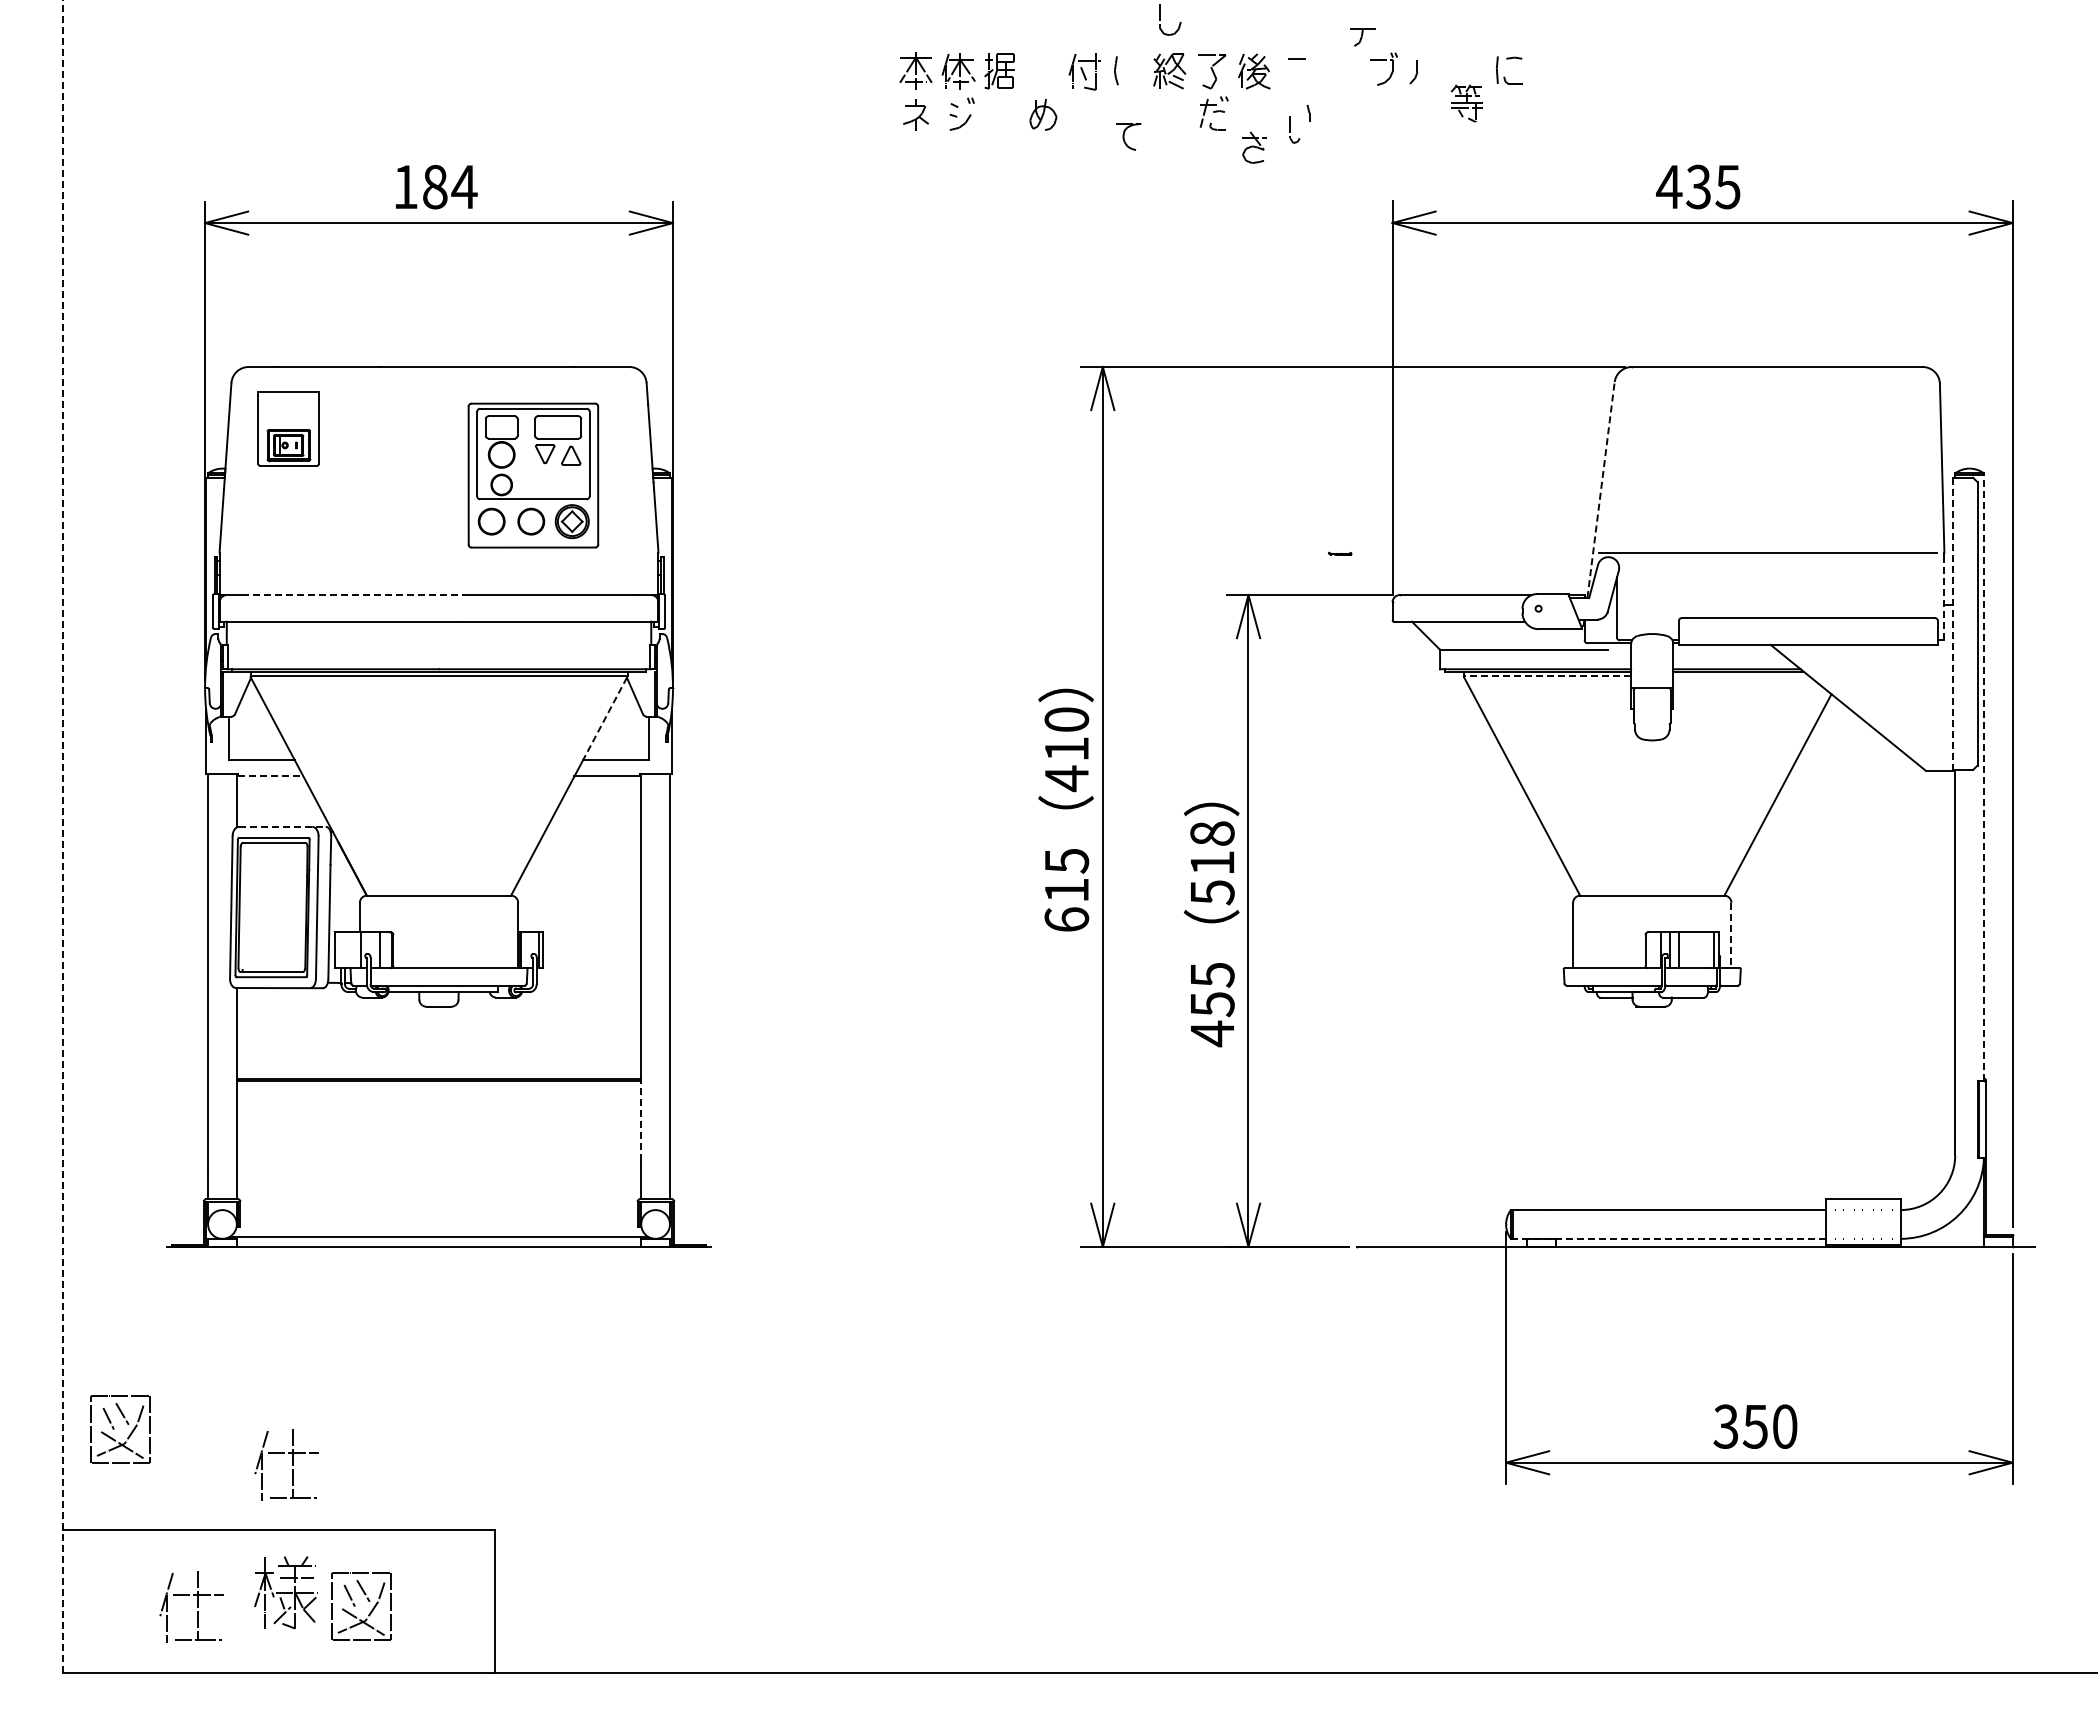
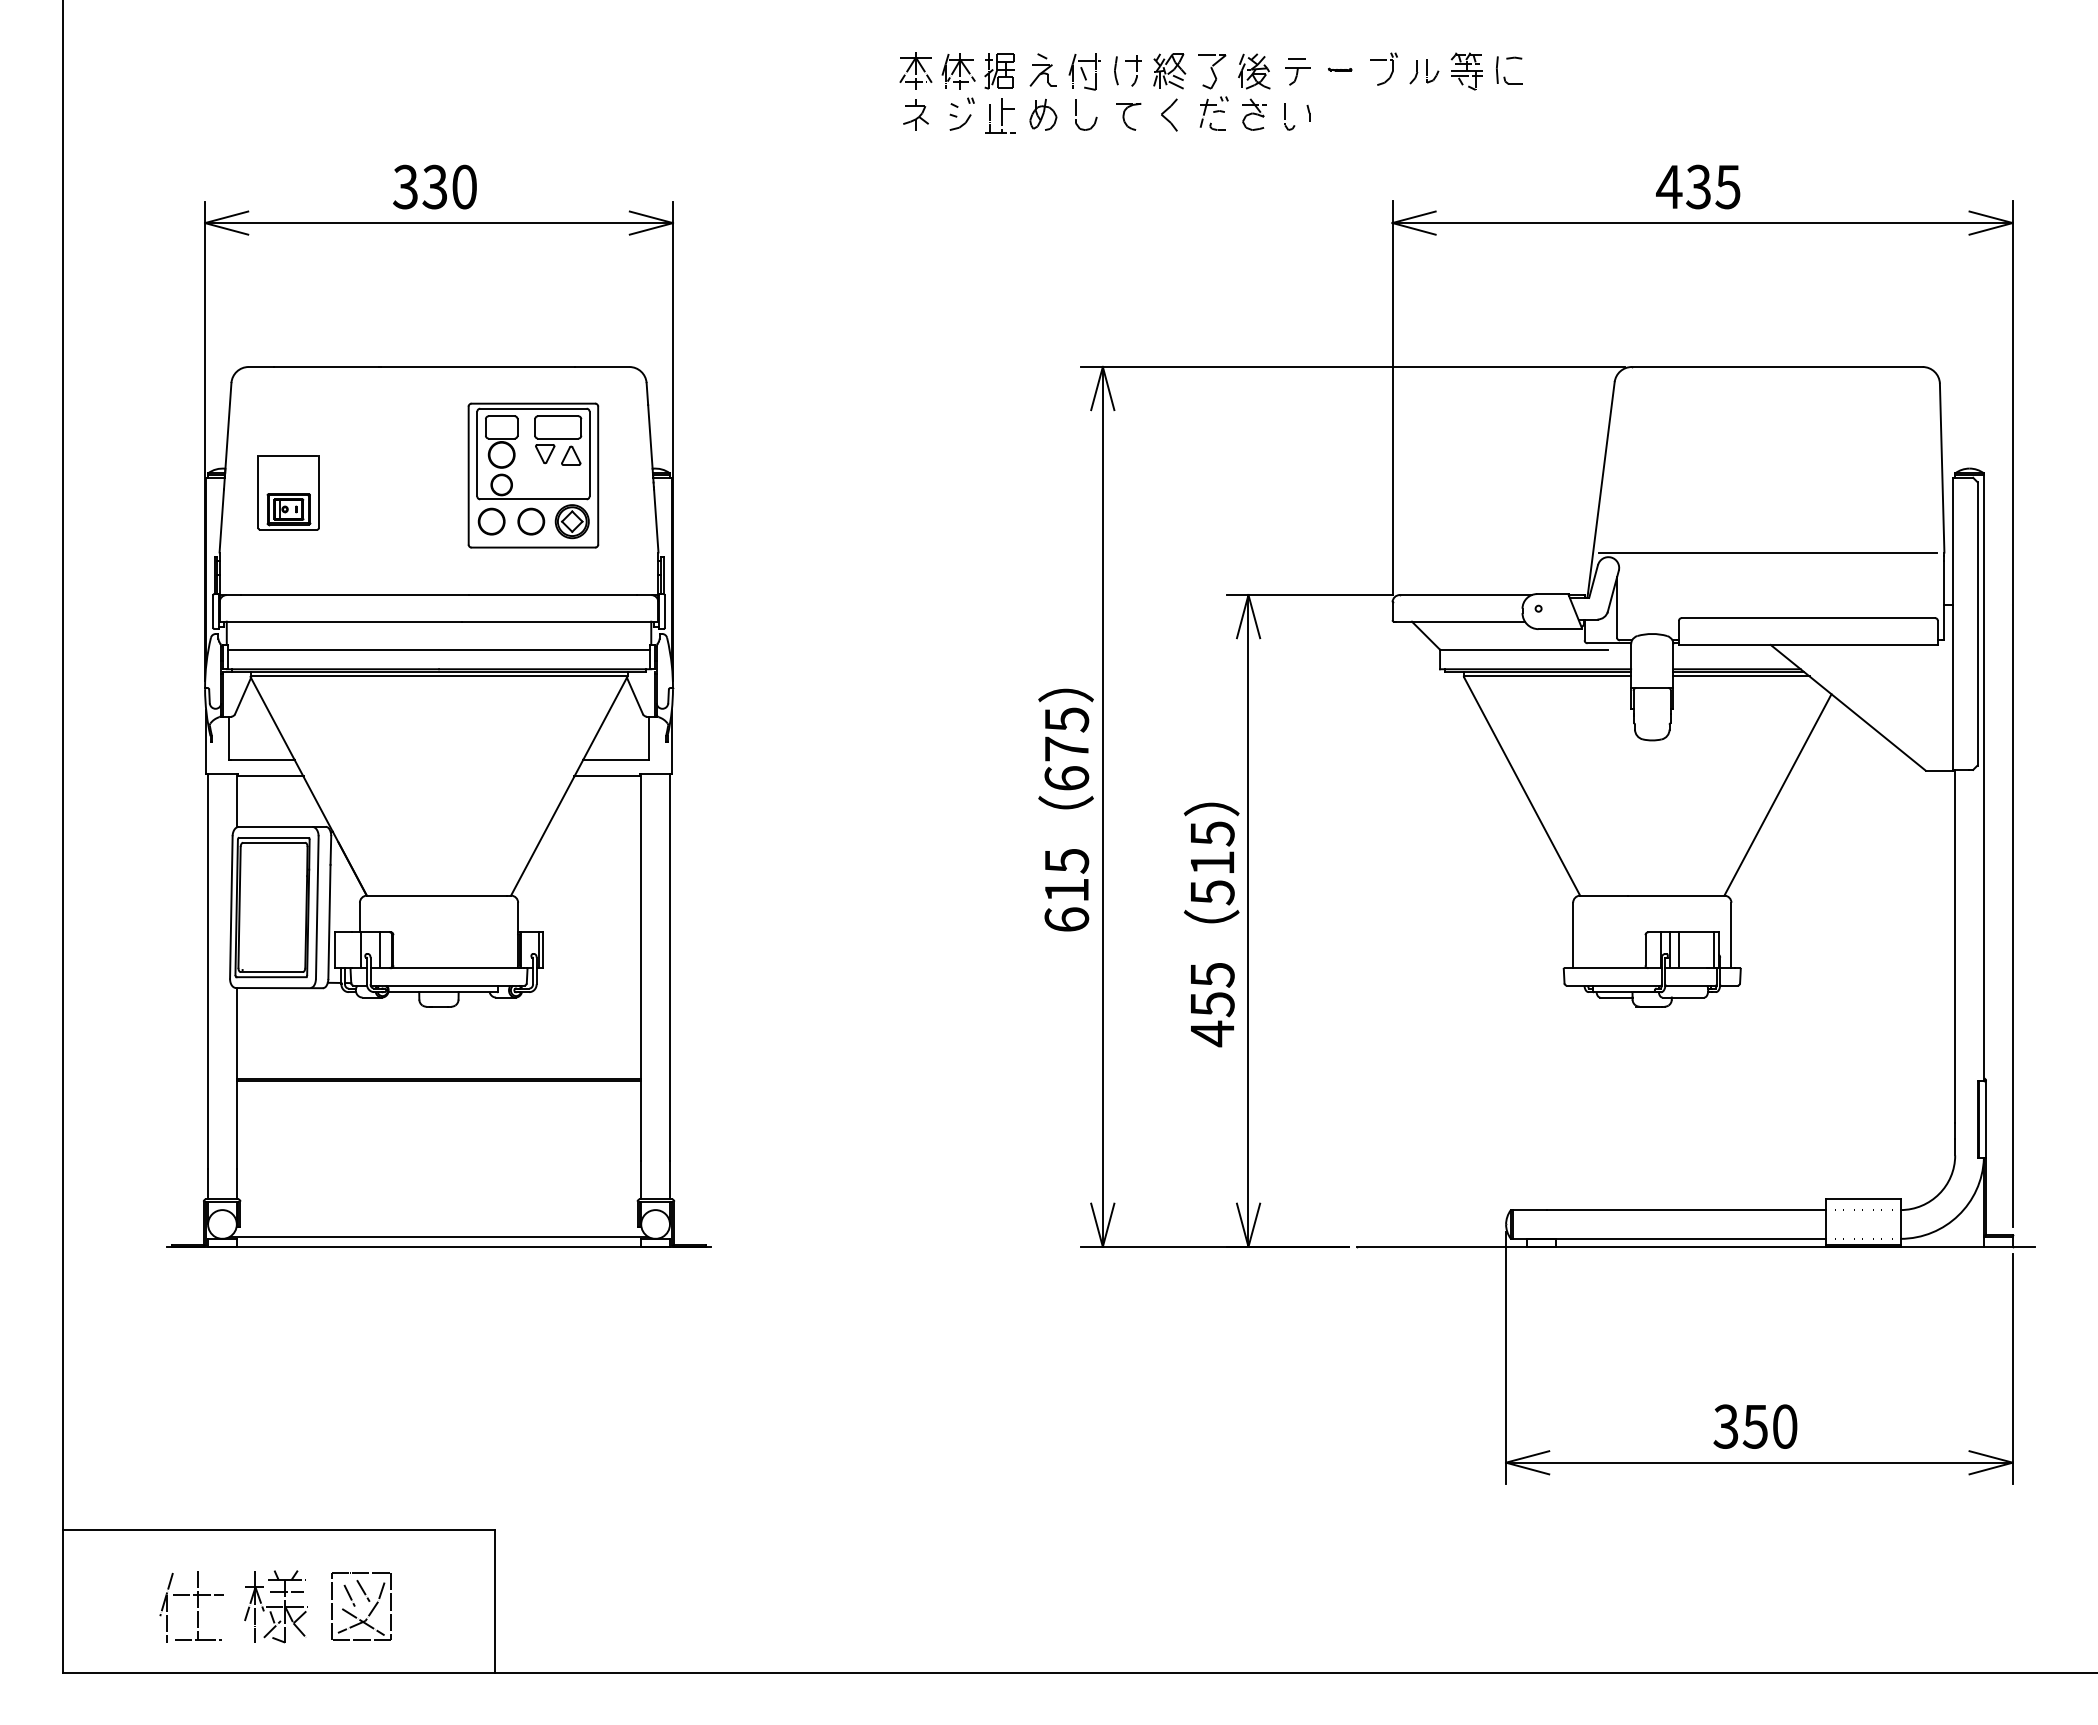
part position: (1179, 22) -> (1095, 117) (1095, 117)
part position: (1362, 37) -> (1297, 76) (1297, 76)
part: none -> present (1042, 69)
part: none -> present (1133, 70)
part: none -> present (1432, 71)
part position: (1466, 103) -> (1466, 71) (1466, 71)
part: none -> present (1169, 114)
part: none -> present (1000, 115)
part position: (1294, 129) -> (1289, 116) (1289, 116)
part position: (1128, 136) -> (1128, 116) (1128, 116)
part position: (1254, 147) -> (1254, 114) (1254, 114)
text: 184 -> 330 (435, 186)
part position: (288, 428) -> (288, 492) (288, 492)
line: dashed -> solid (1601, 490)
line position: (1340, 553) -> (1340, 69) (1340, 69)
line: dashed -> solid (354, 595)
line: dashed -> solid (1944, 600)
line: dashed -> solid (1953, 623)
line: none -> present (438, 649)
line: dashed -> solid (1548, 676)
line: none -> present (1741, 676)
line: dashed -> solid (605, 718)
text: 410 -> 675 (1066, 749)
line: dashed -> solid (270, 776)
line: dashed -> solid (1983, 778)
line: dashed -> solid (282, 826)
text: 518 -> 515 (1212, 833)
line: dashed -> solid (62, 836)
line: dashed -> solid (1731, 935)
line: dashed -> solid (641, 1120)
line: dashed -> solid (1668, 1238)
part: present -> none (120, 1429)
part: present -> none (286, 1464)
part position: (285, 1592) -> (275, 1606) (275, 1606)
